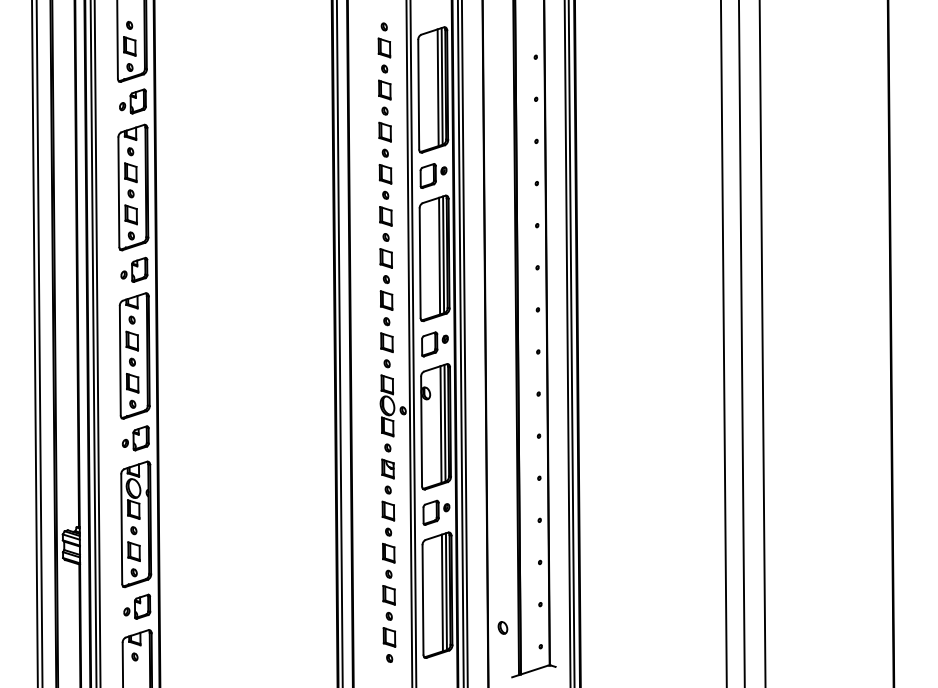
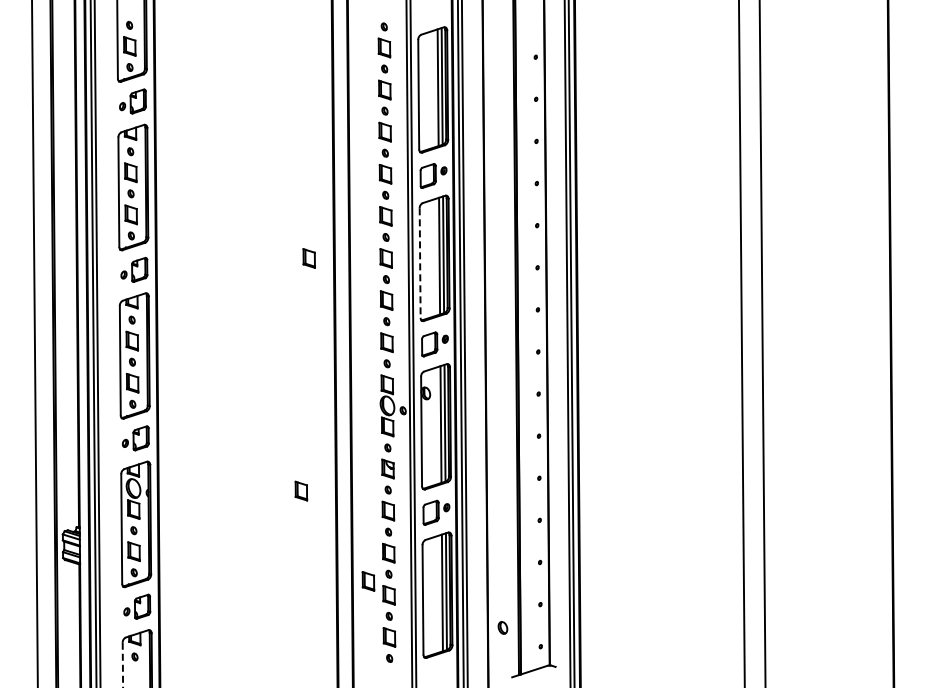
part: none -> present (308, 258)
line: solid -> dashed (420, 263)
line: present -> none (39, 343)
line: present -> none (339, 343)
line: present -> none (723, 343)
part: none -> present (301, 490)
part: none -> present (368, 581)
line: solid -> dashed (122, 665)
